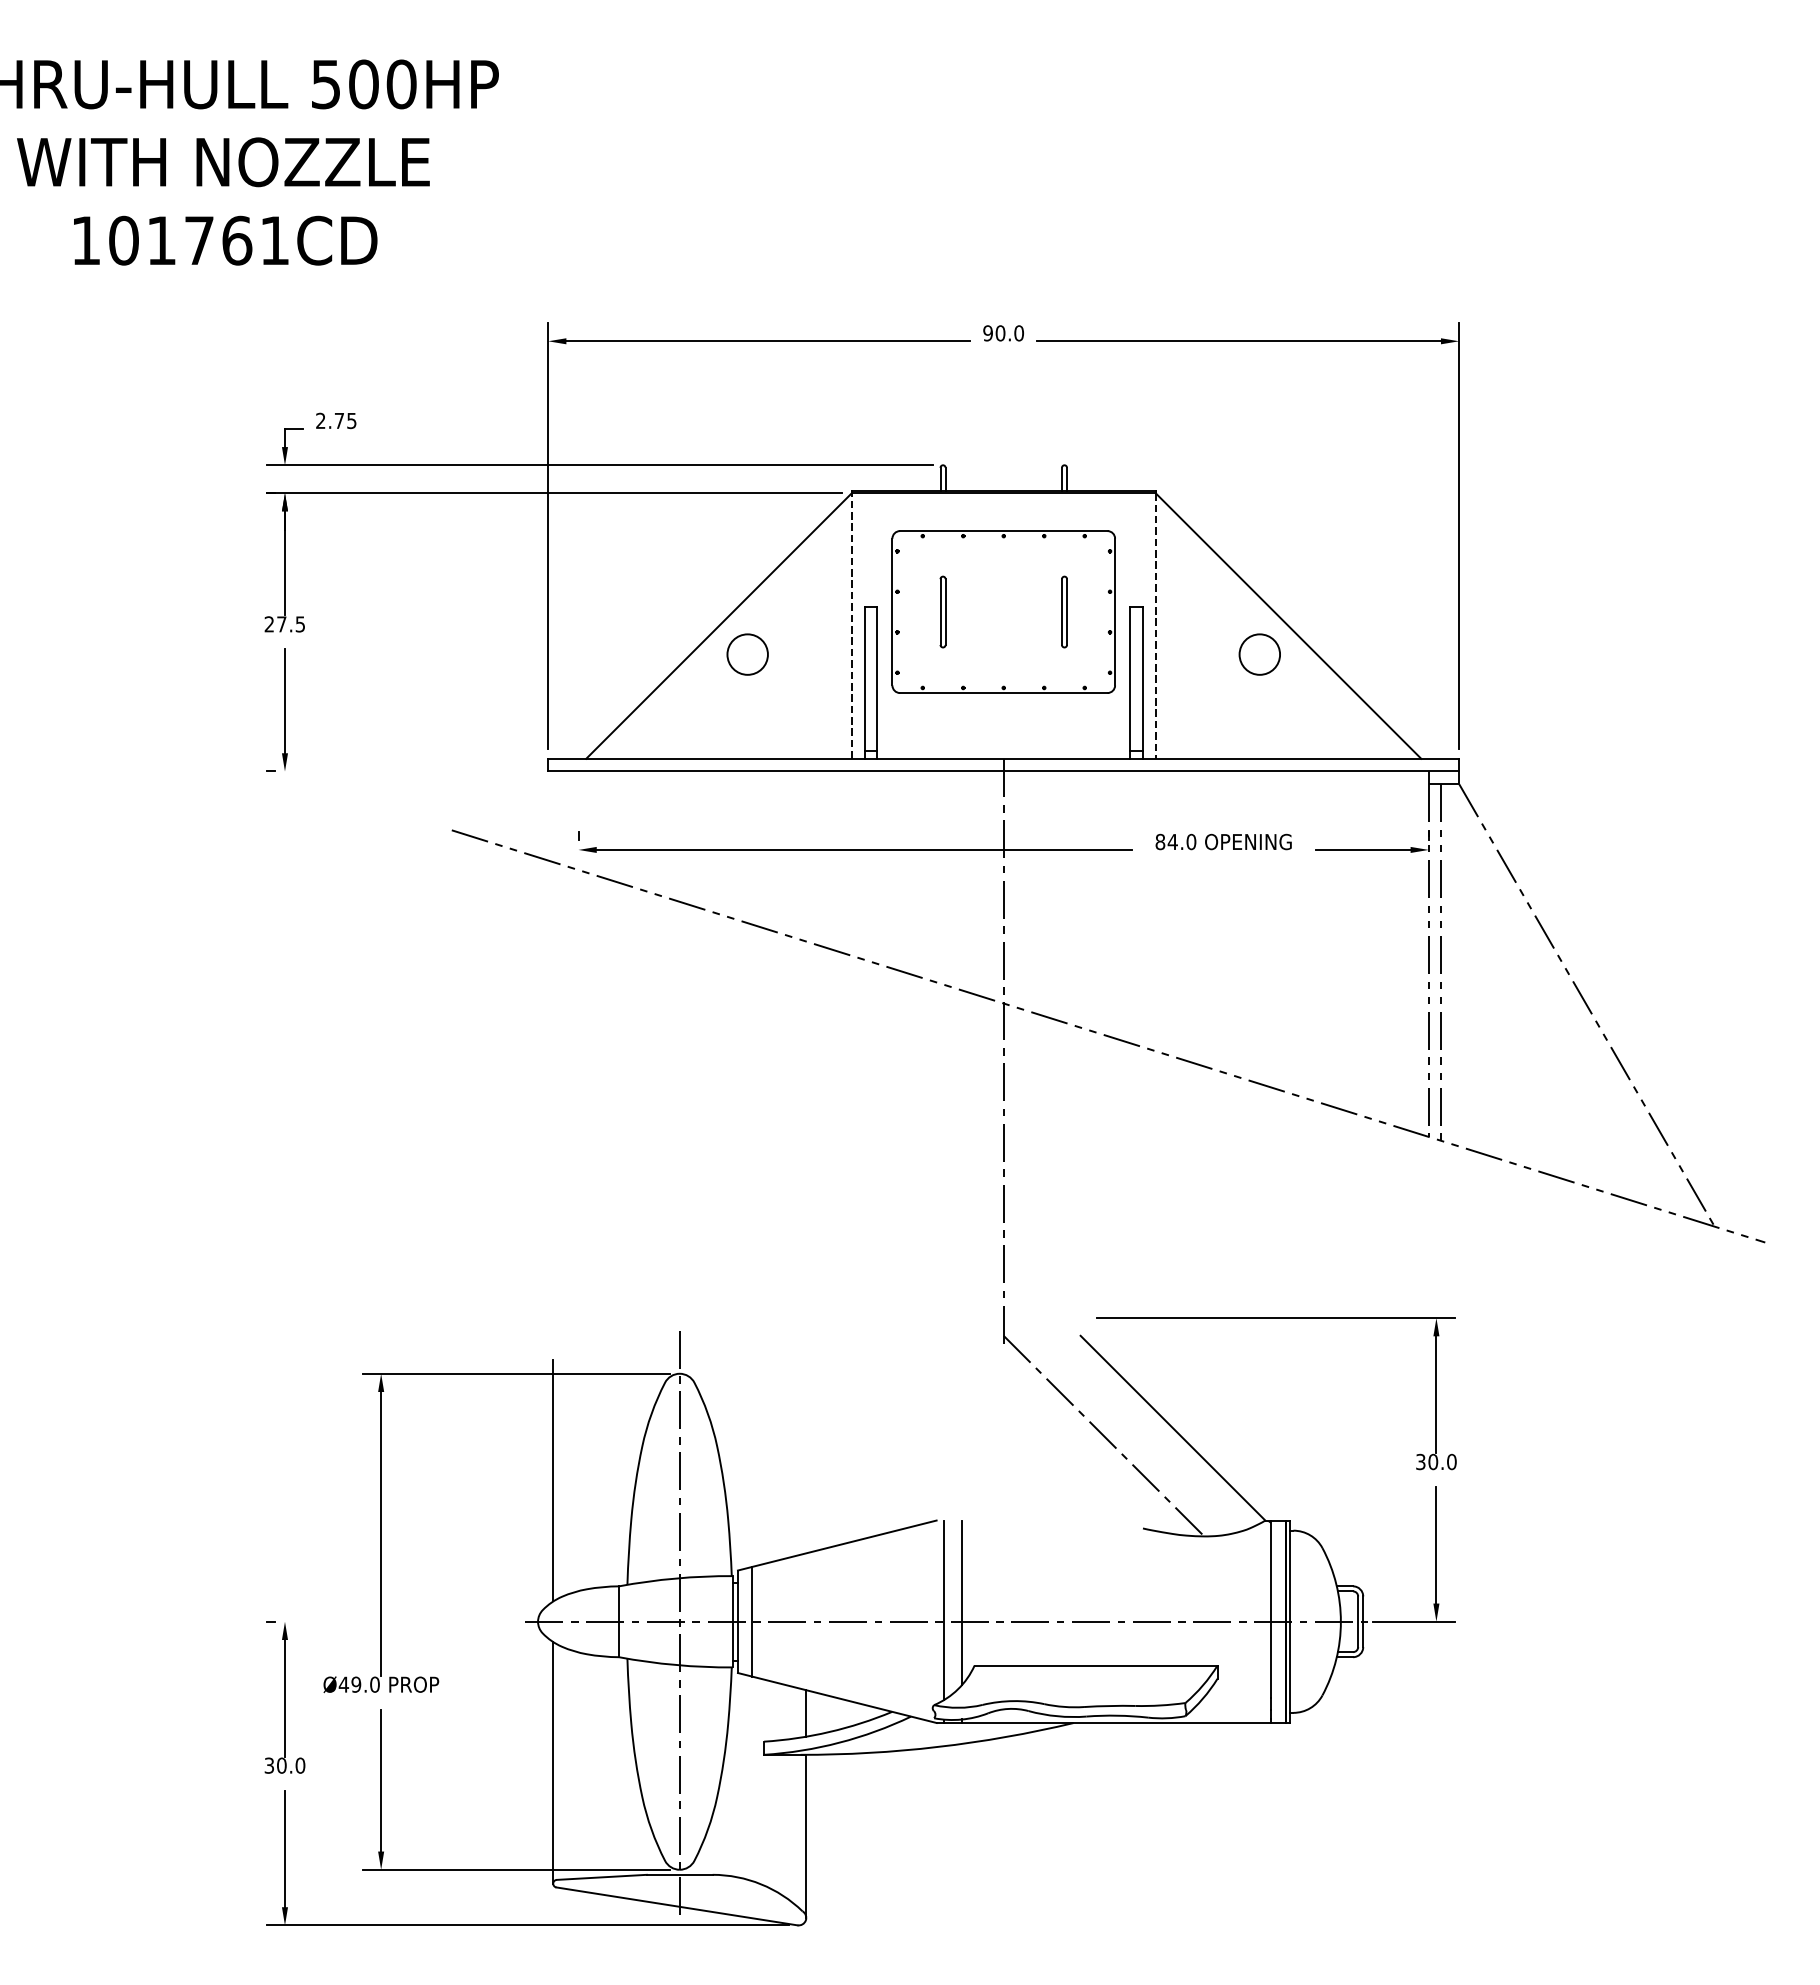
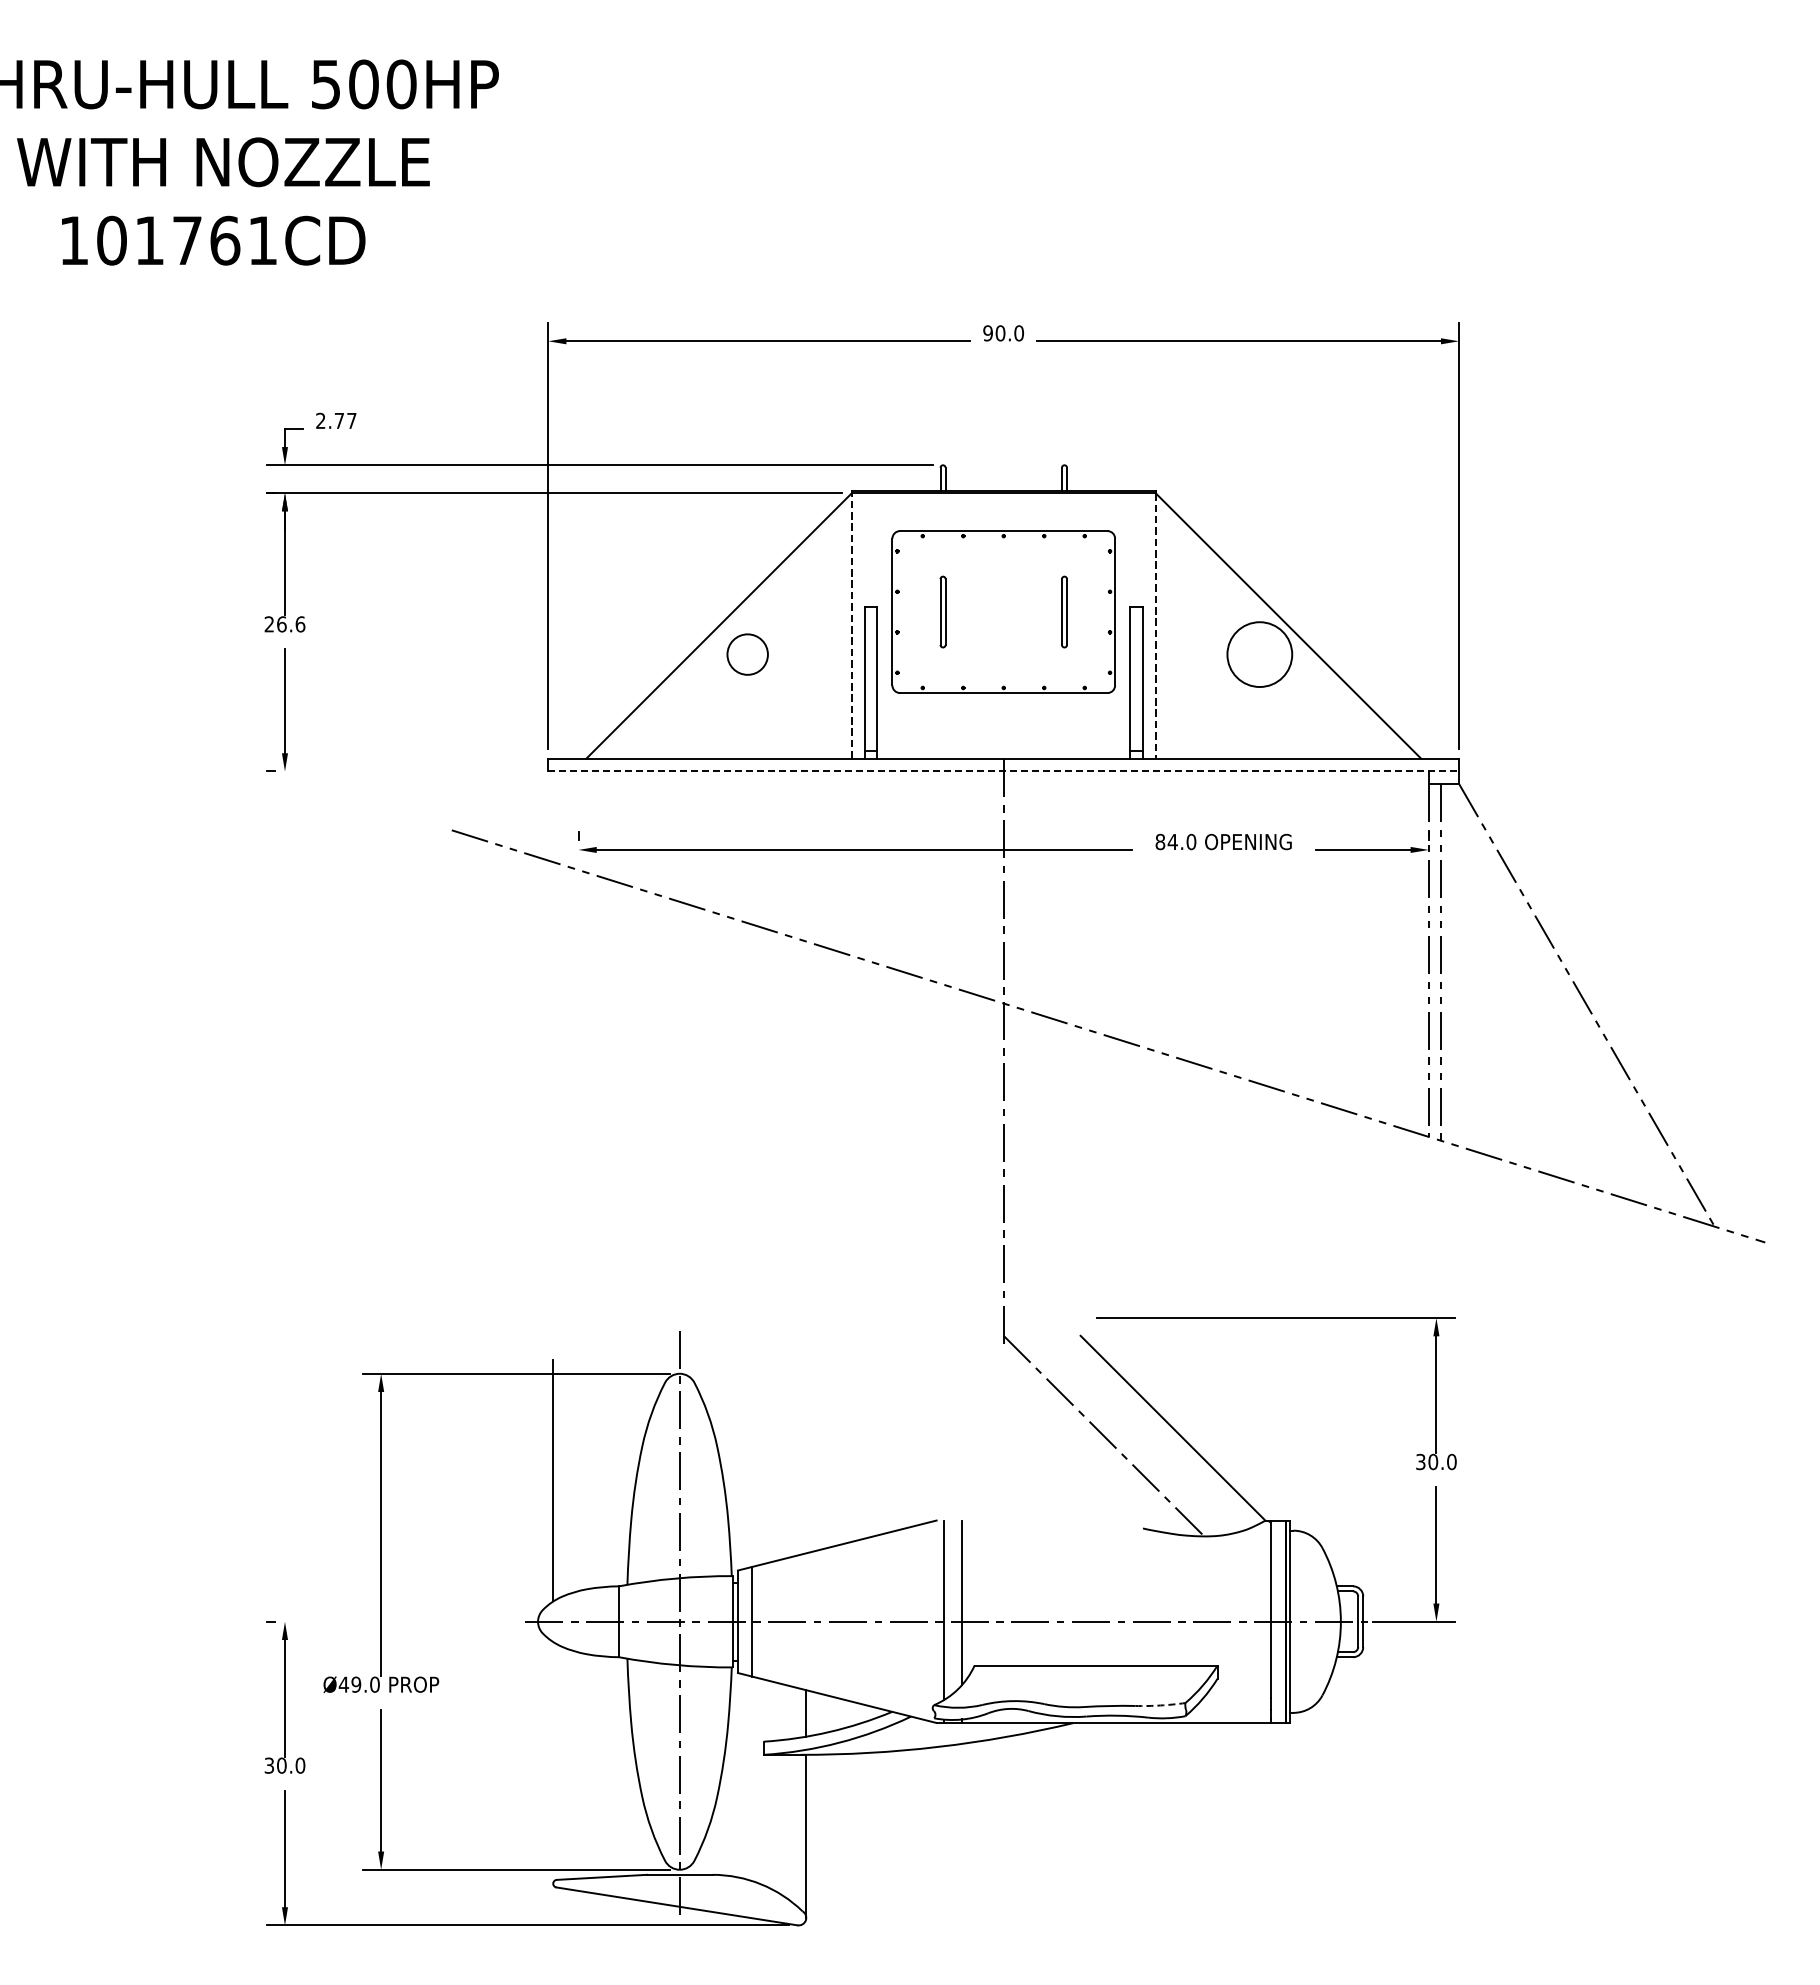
text position: (225, 240) -> (213, 240) (213, 240)
text: 2.75 -> 2.77 (351, 421)
text: 27.5 -> 26.6 (291, 624)
circle diameter: 40 px -> 65 px (1259, 654)
line: solid -> dashed (1003, 771)
arc: solid -> dashed (1160, 1705)
line: present -> none (553, 1762)
